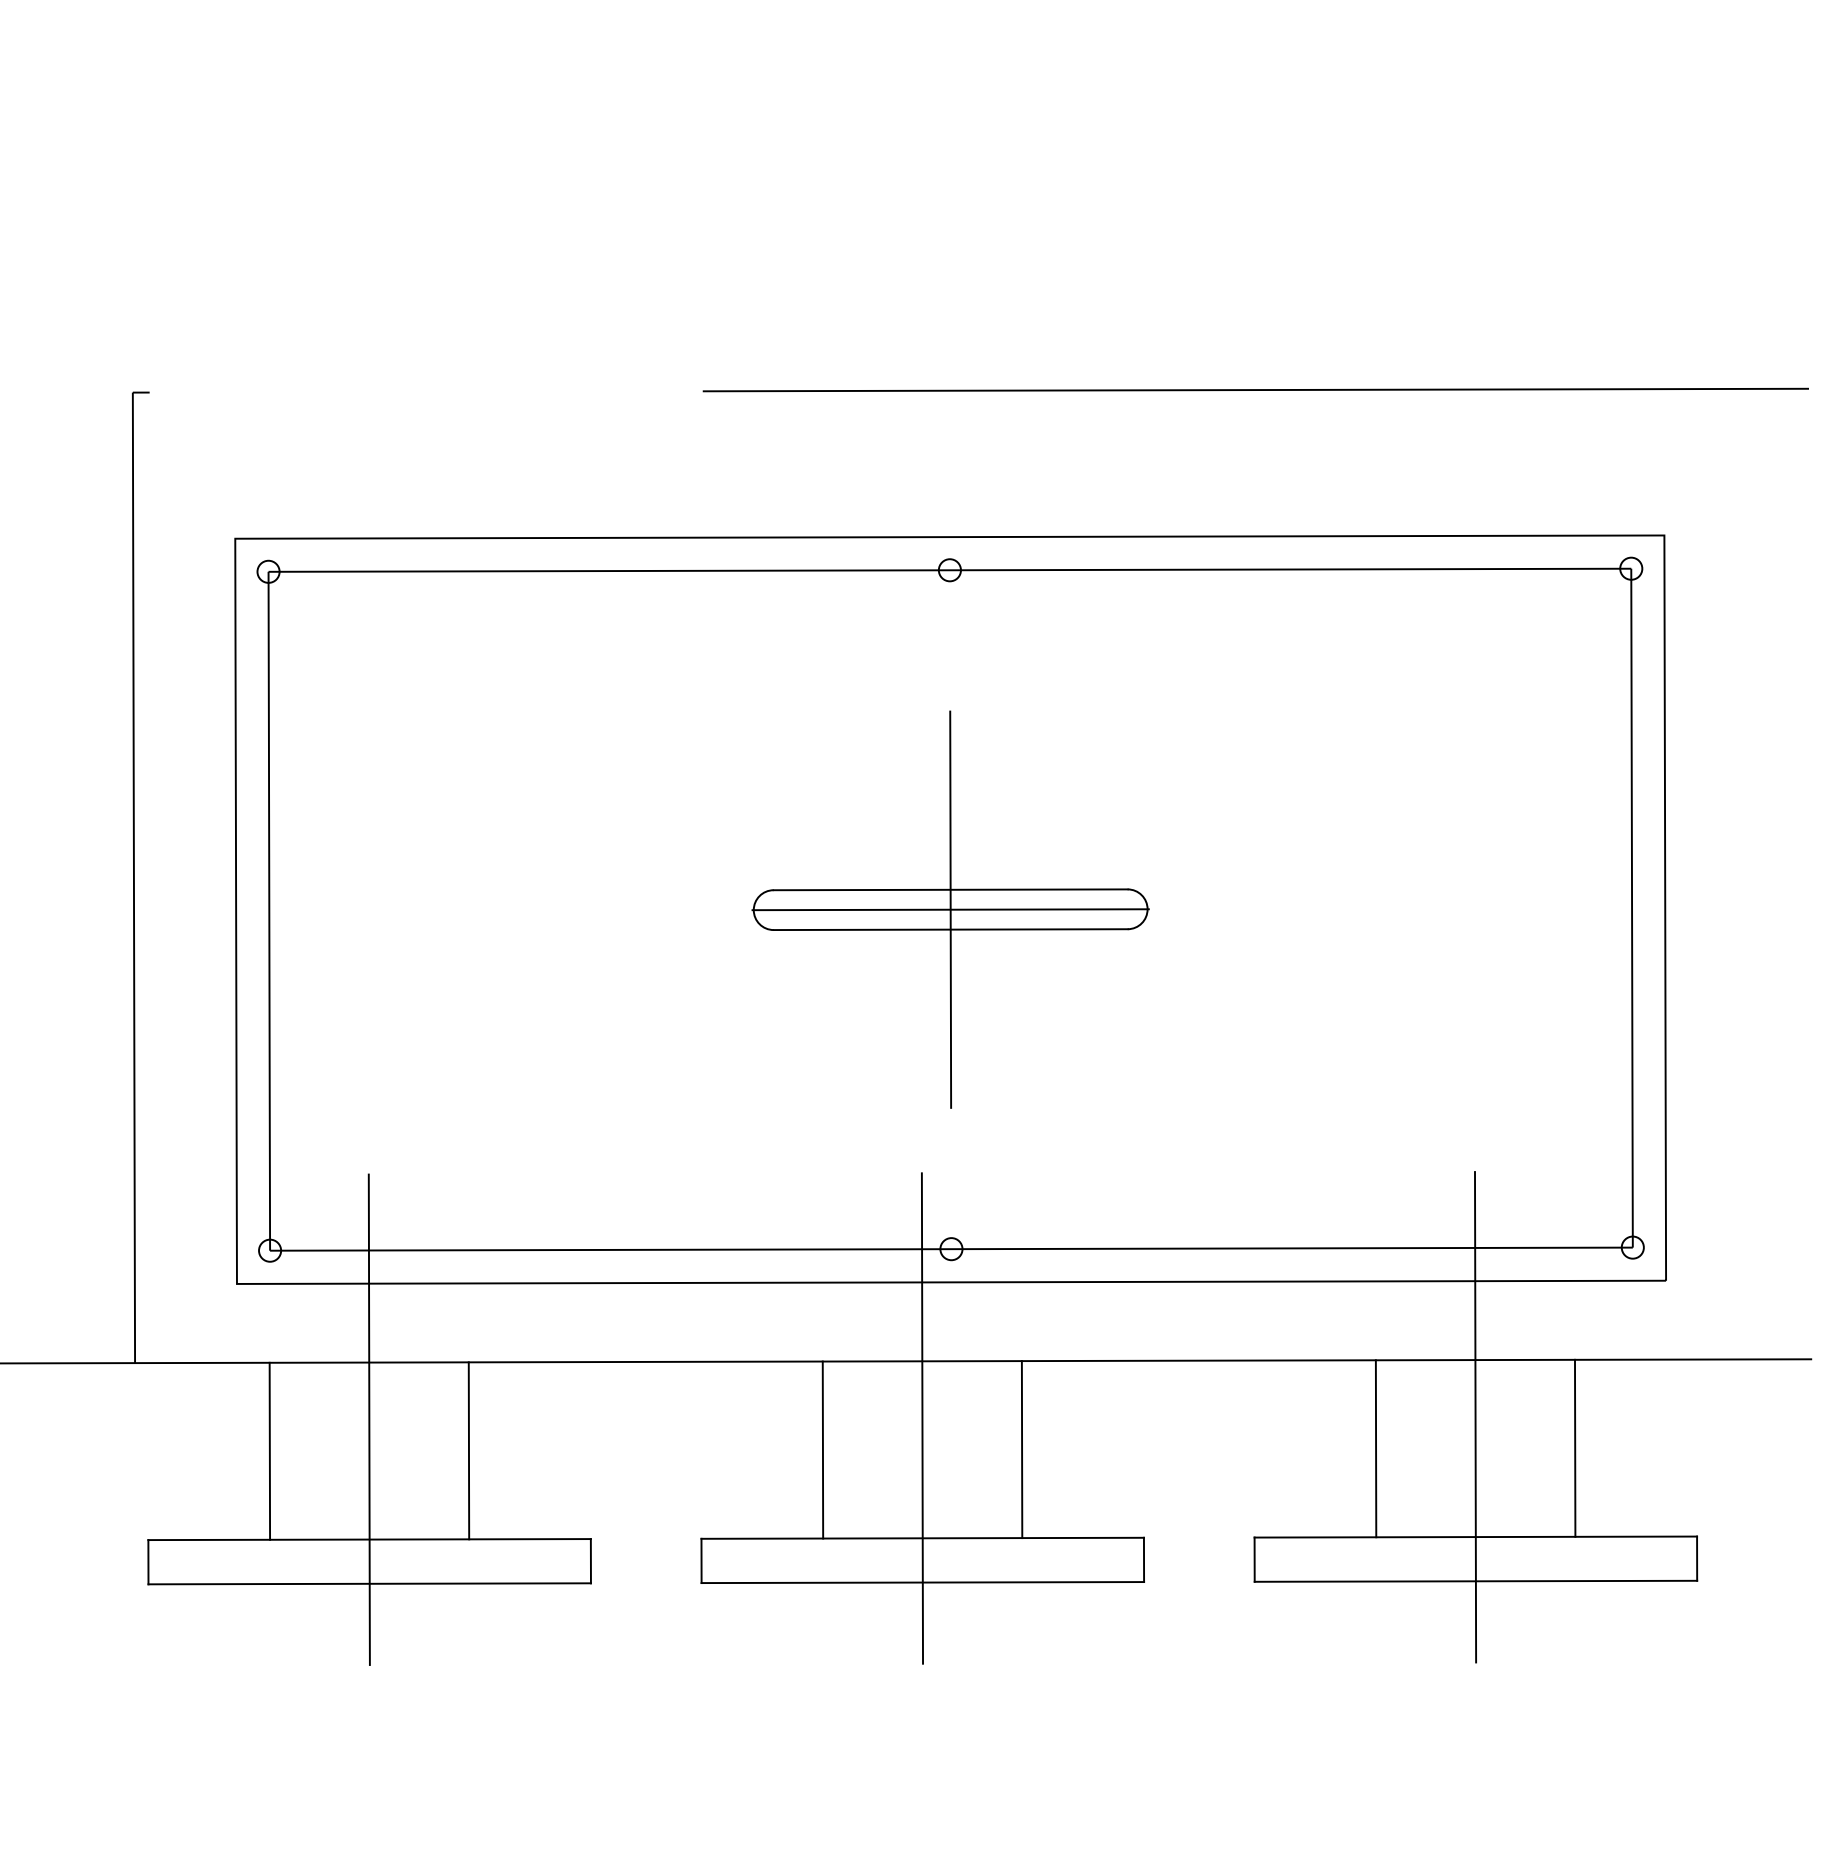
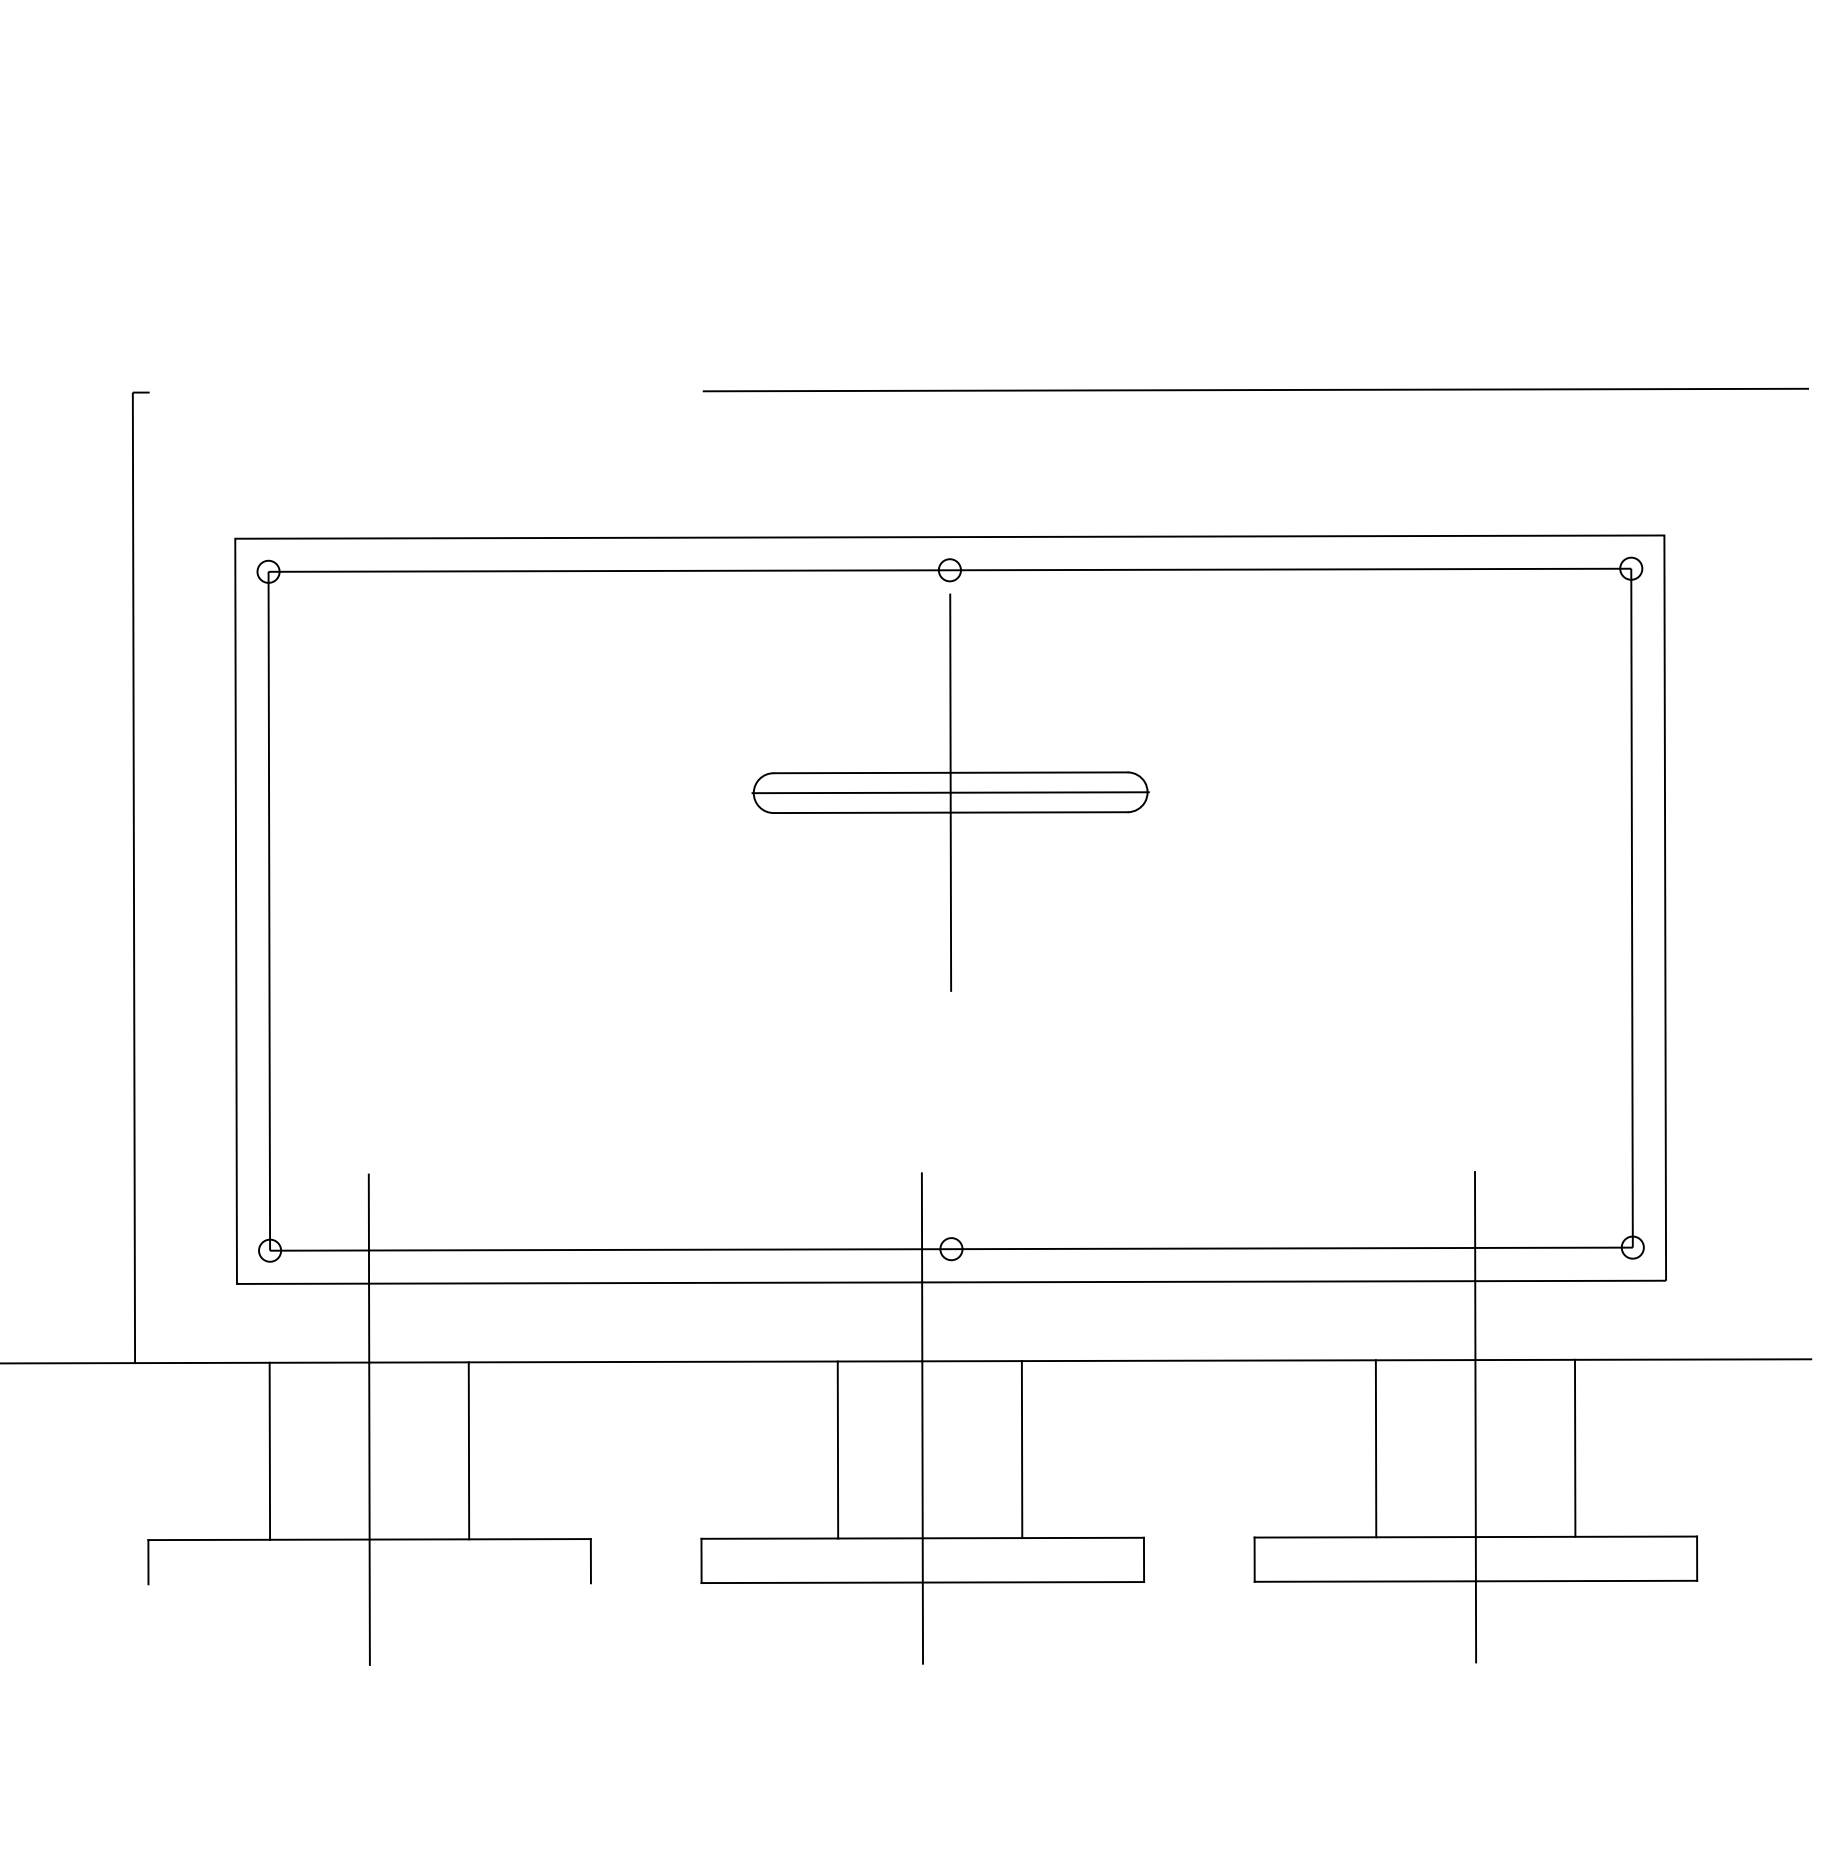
part position: (950, 909) -> (950, 792) (950, 792)
line position: (822, 1449) -> (837, 1449) (837, 1449)
line: present -> none (369, 1583)
